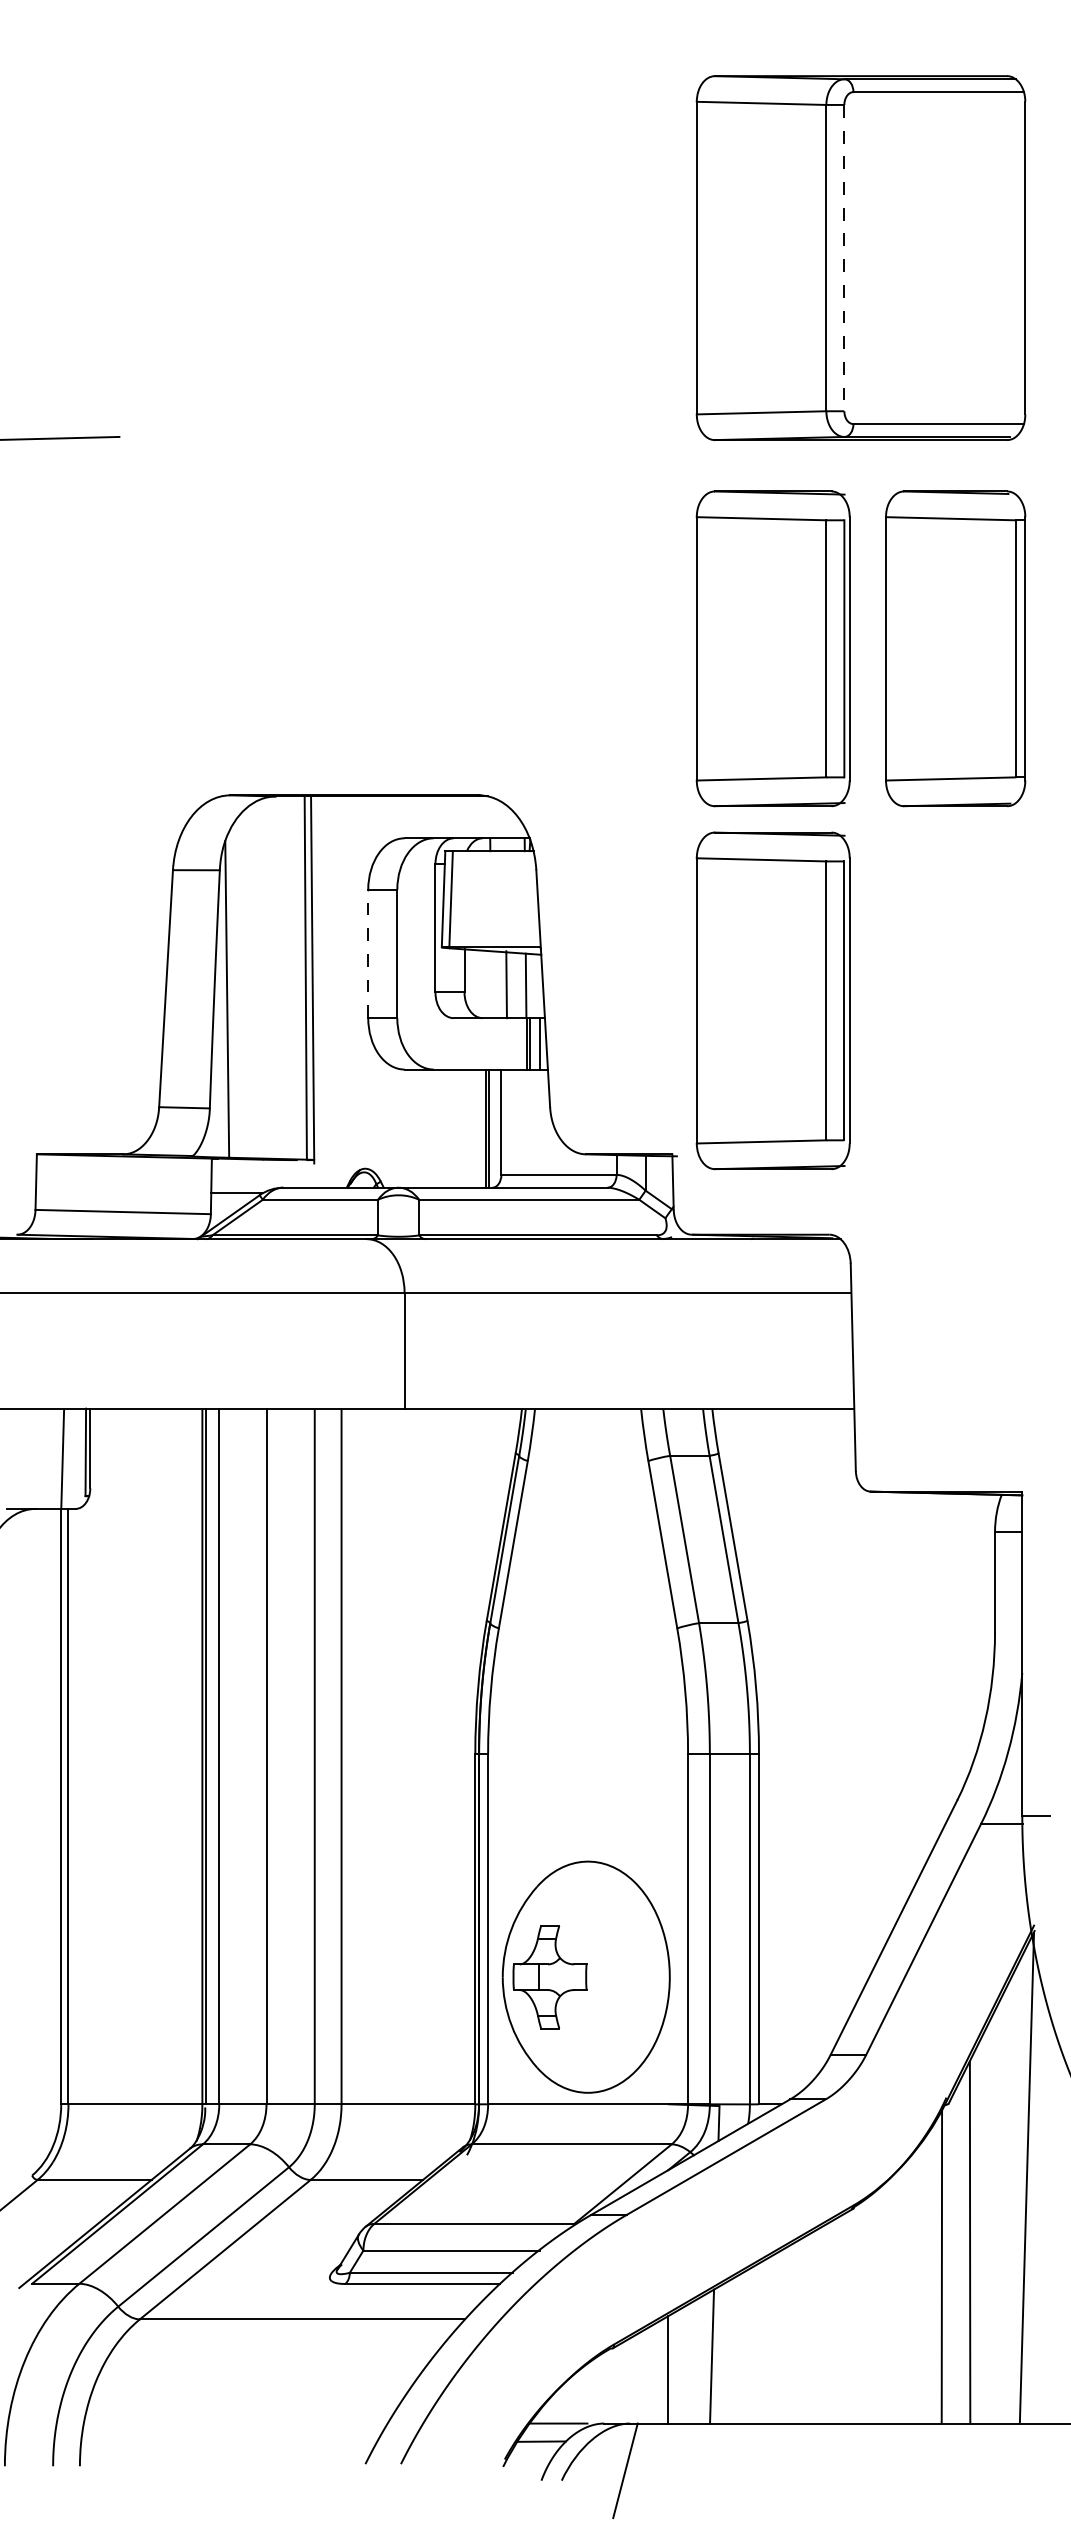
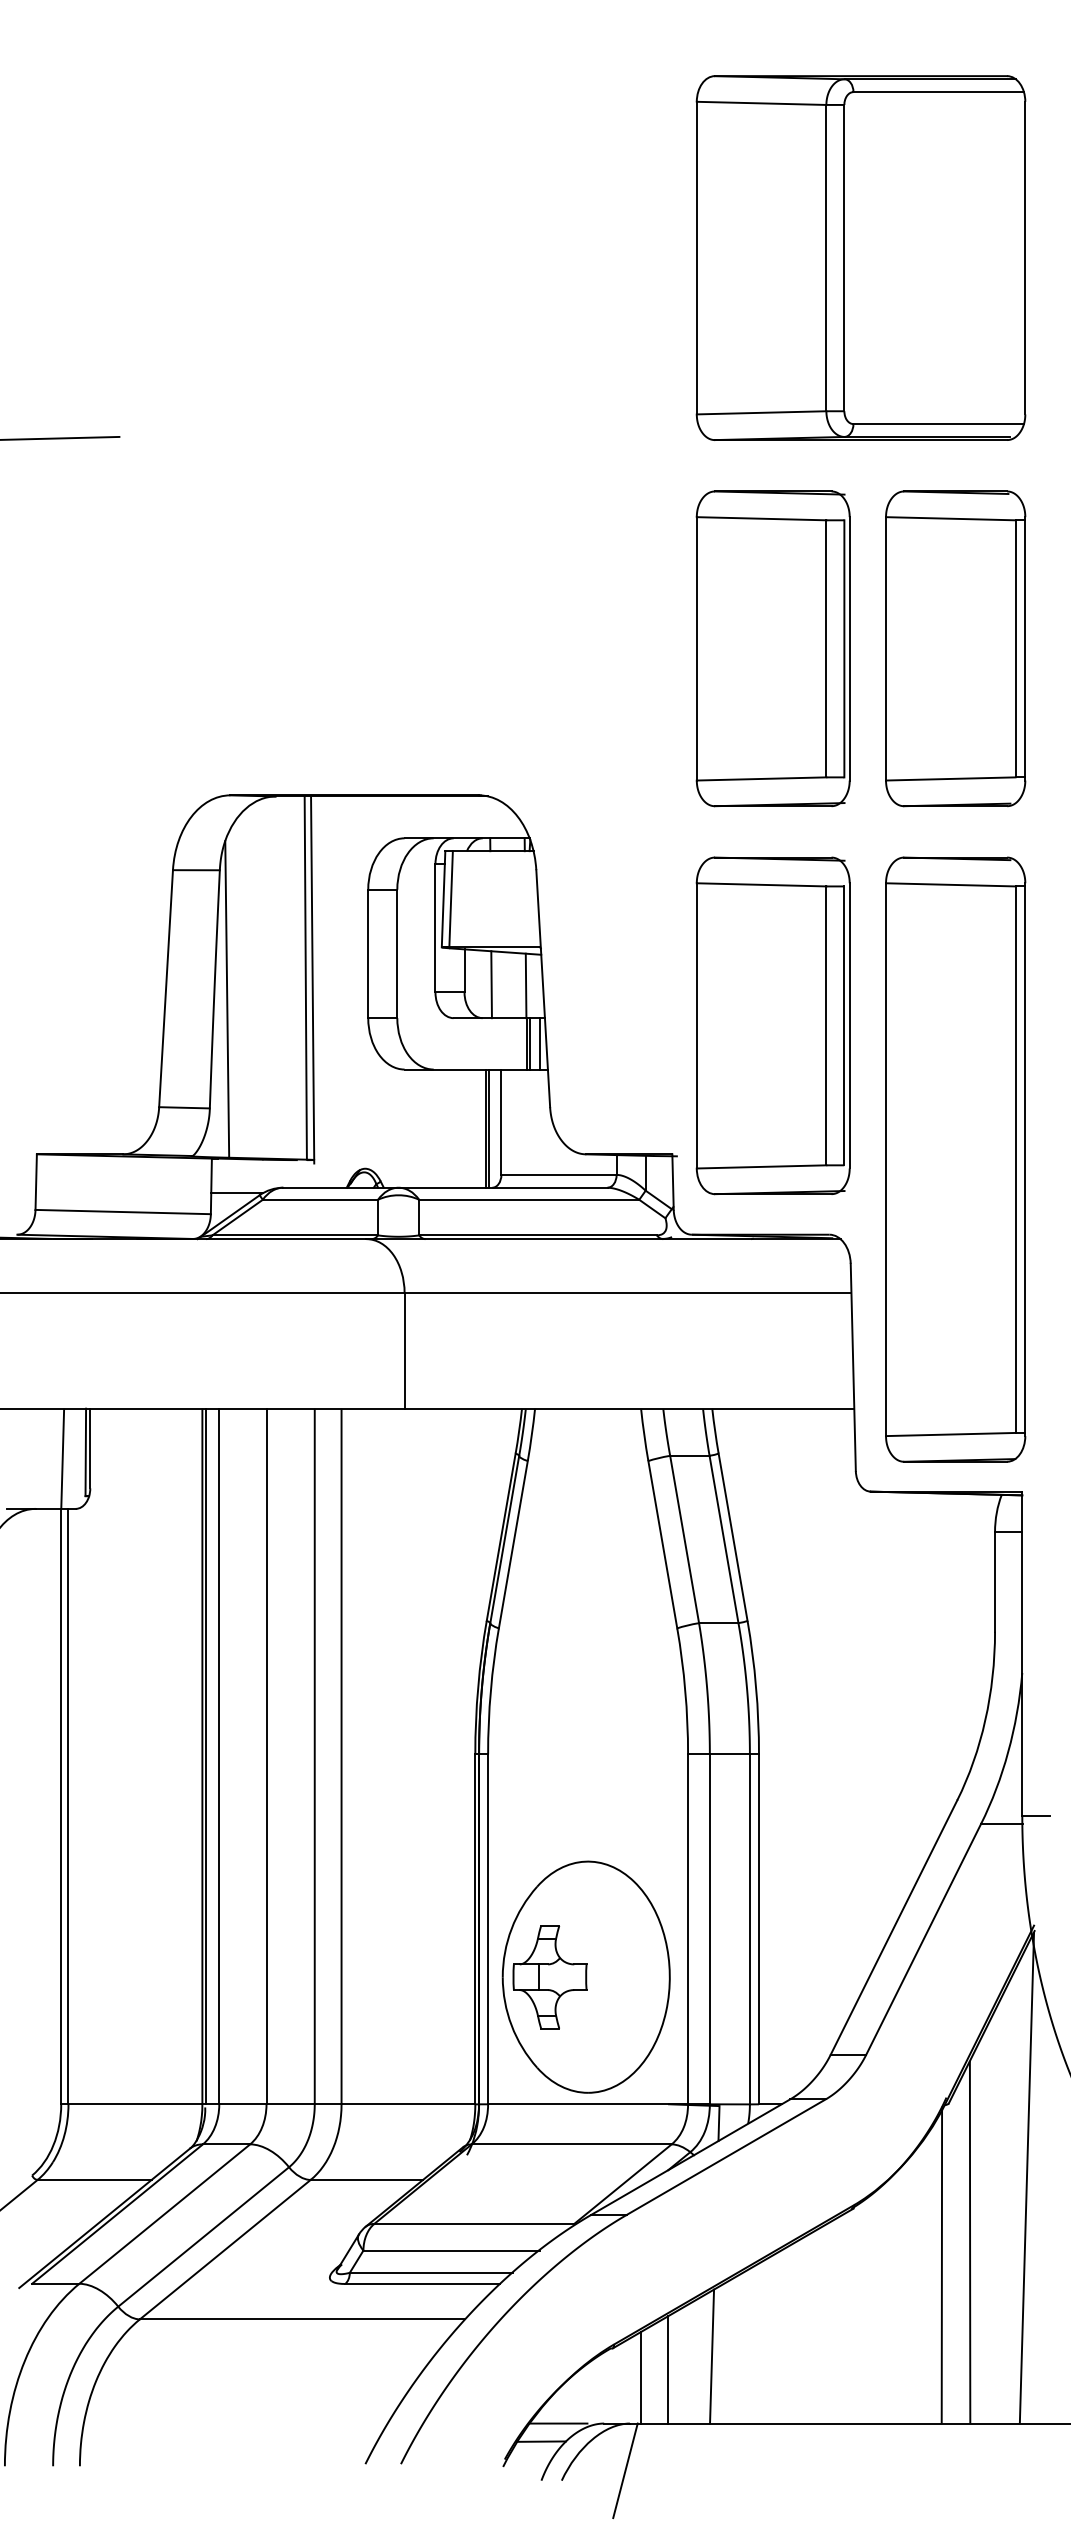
line: dashed -> solid (844, 258)
line: dashed -> solid (368, 953)
line position: (506, 984) -> (491, 984) (491, 984)
part position: (772, 1000) -> (772, 1025) (772, 1025)
part: none -> present (955, 1159)
line: none -> present (640, 2377)
